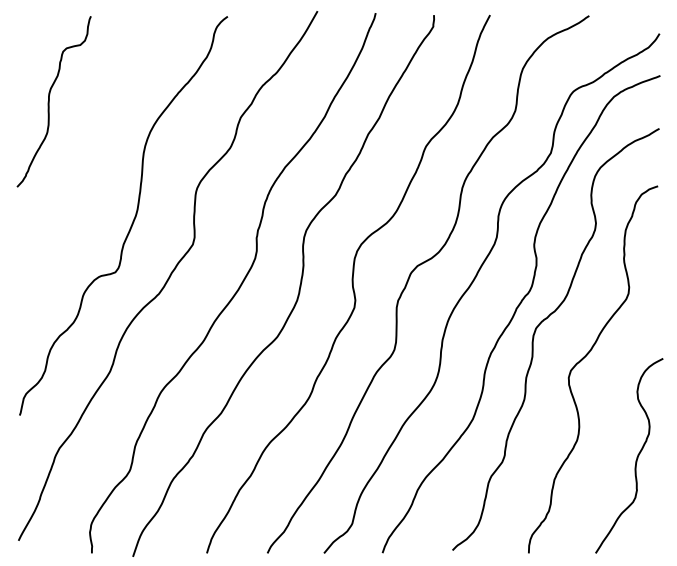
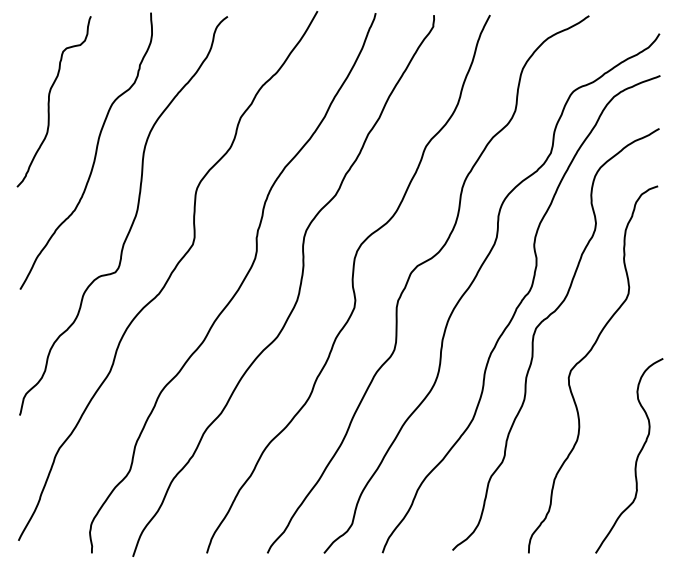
curve: none -> present (94, 154)
